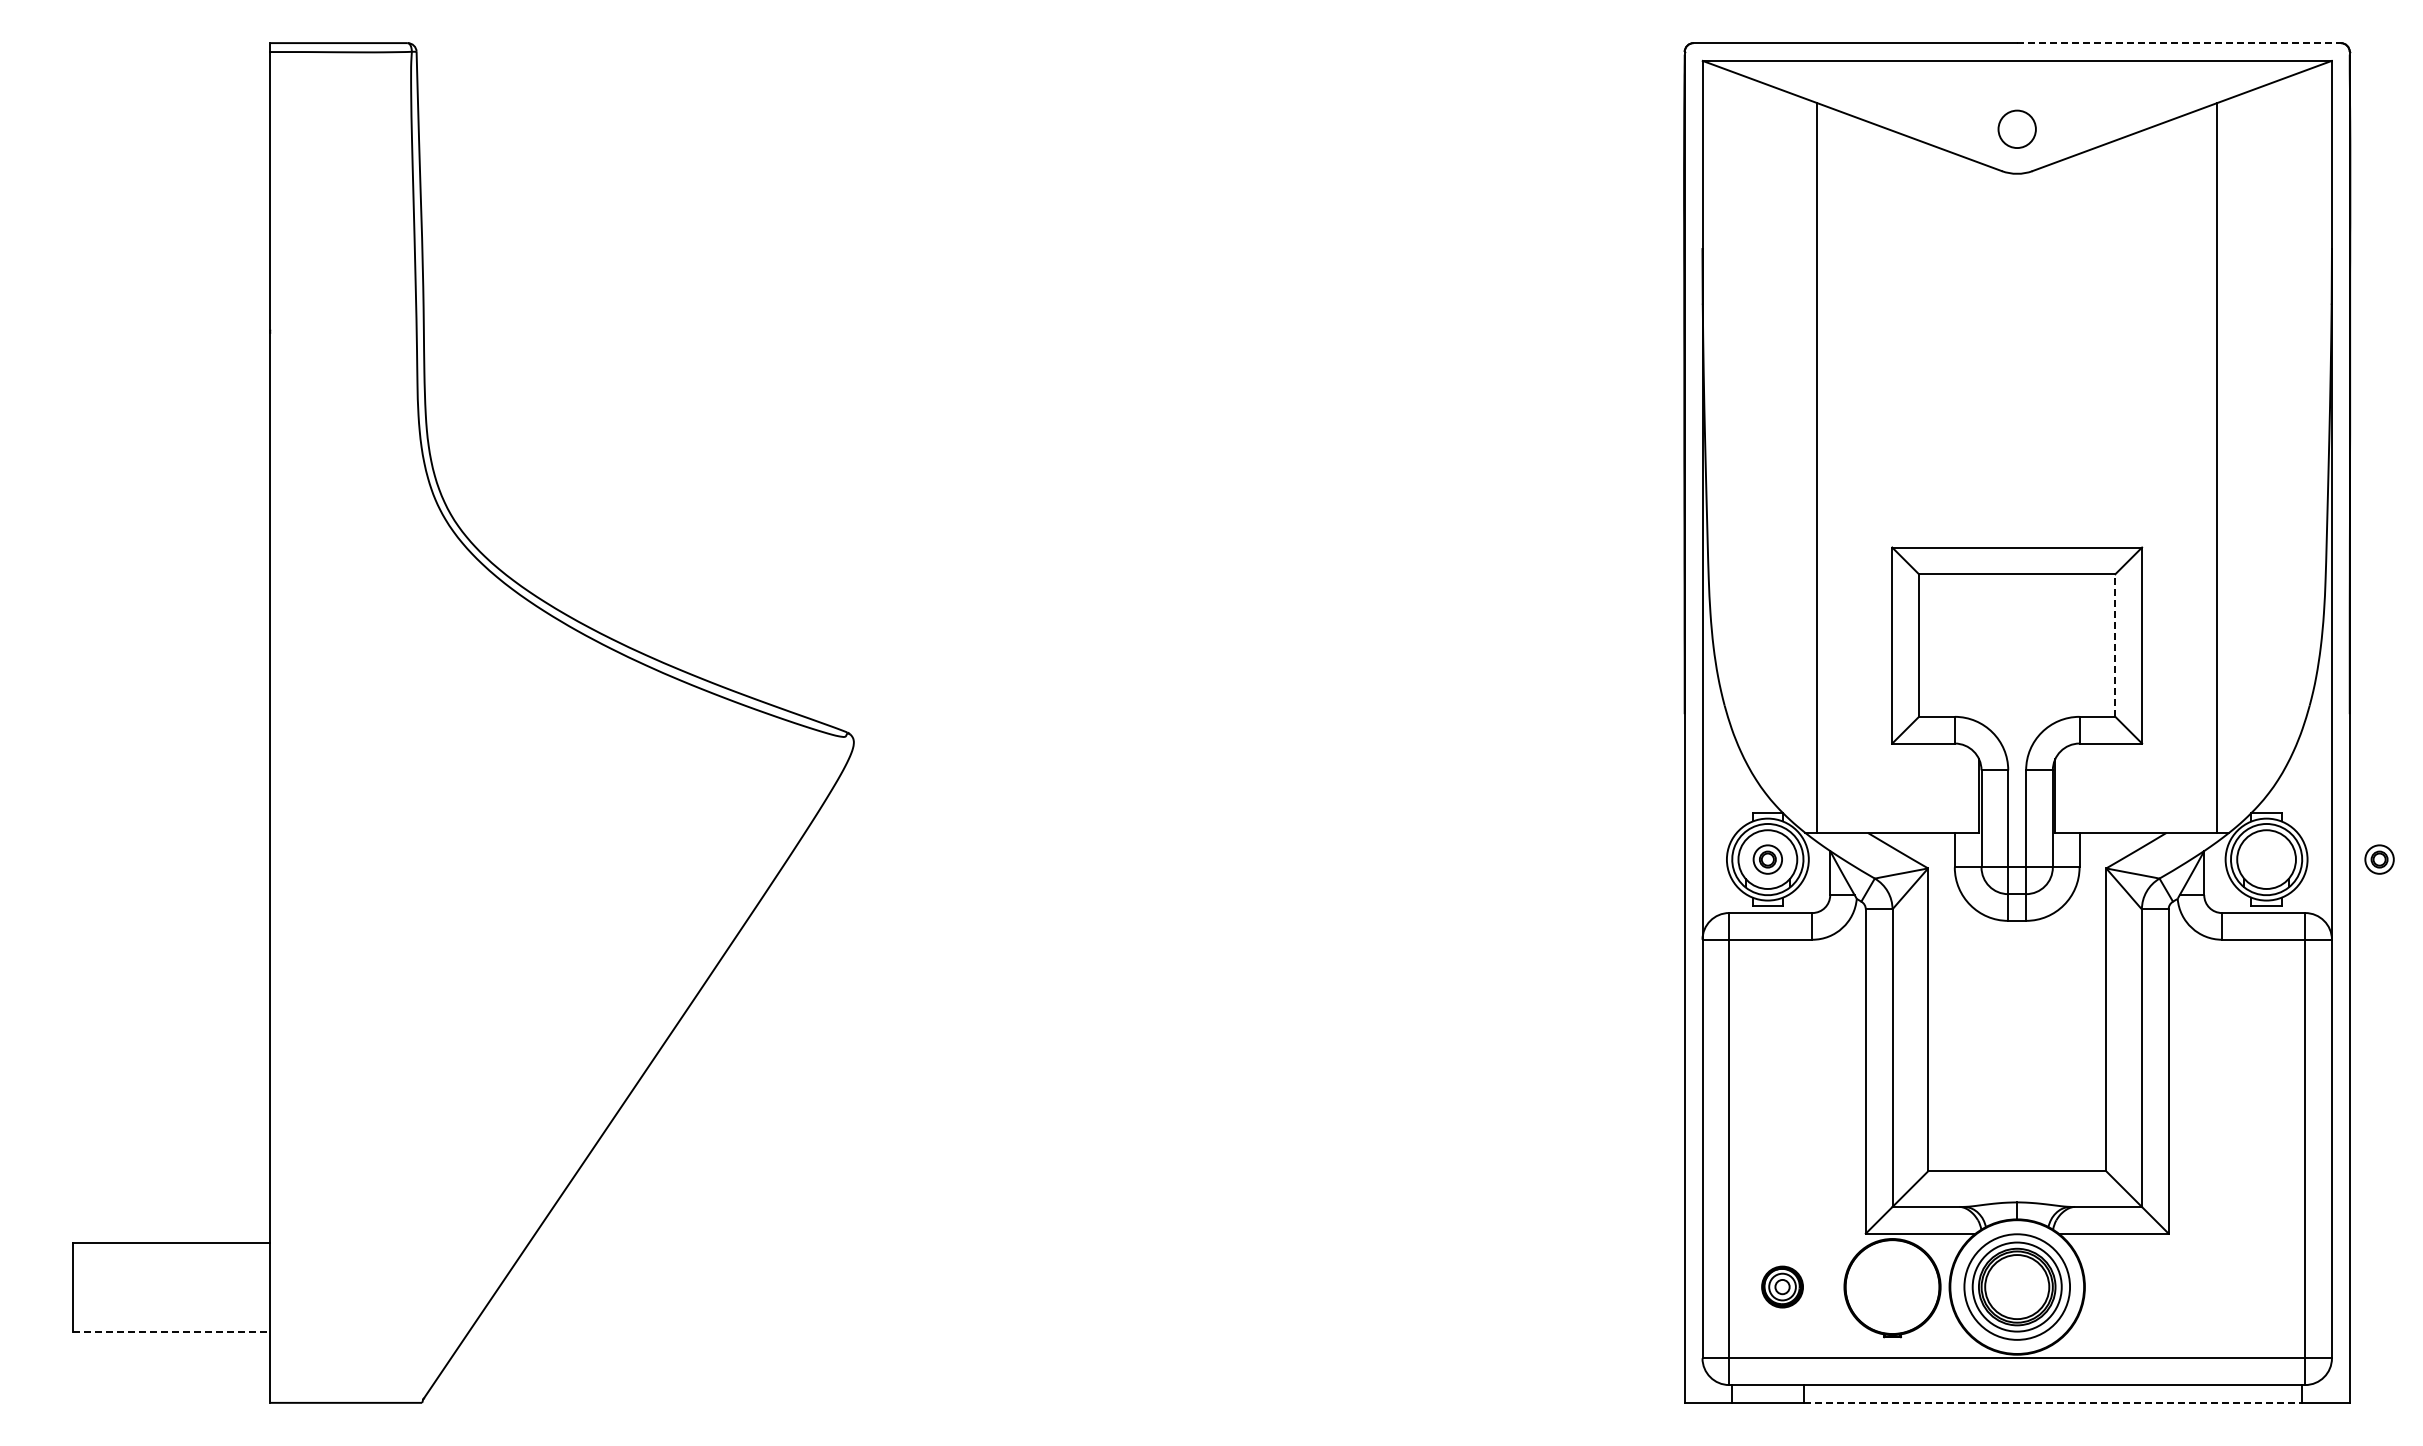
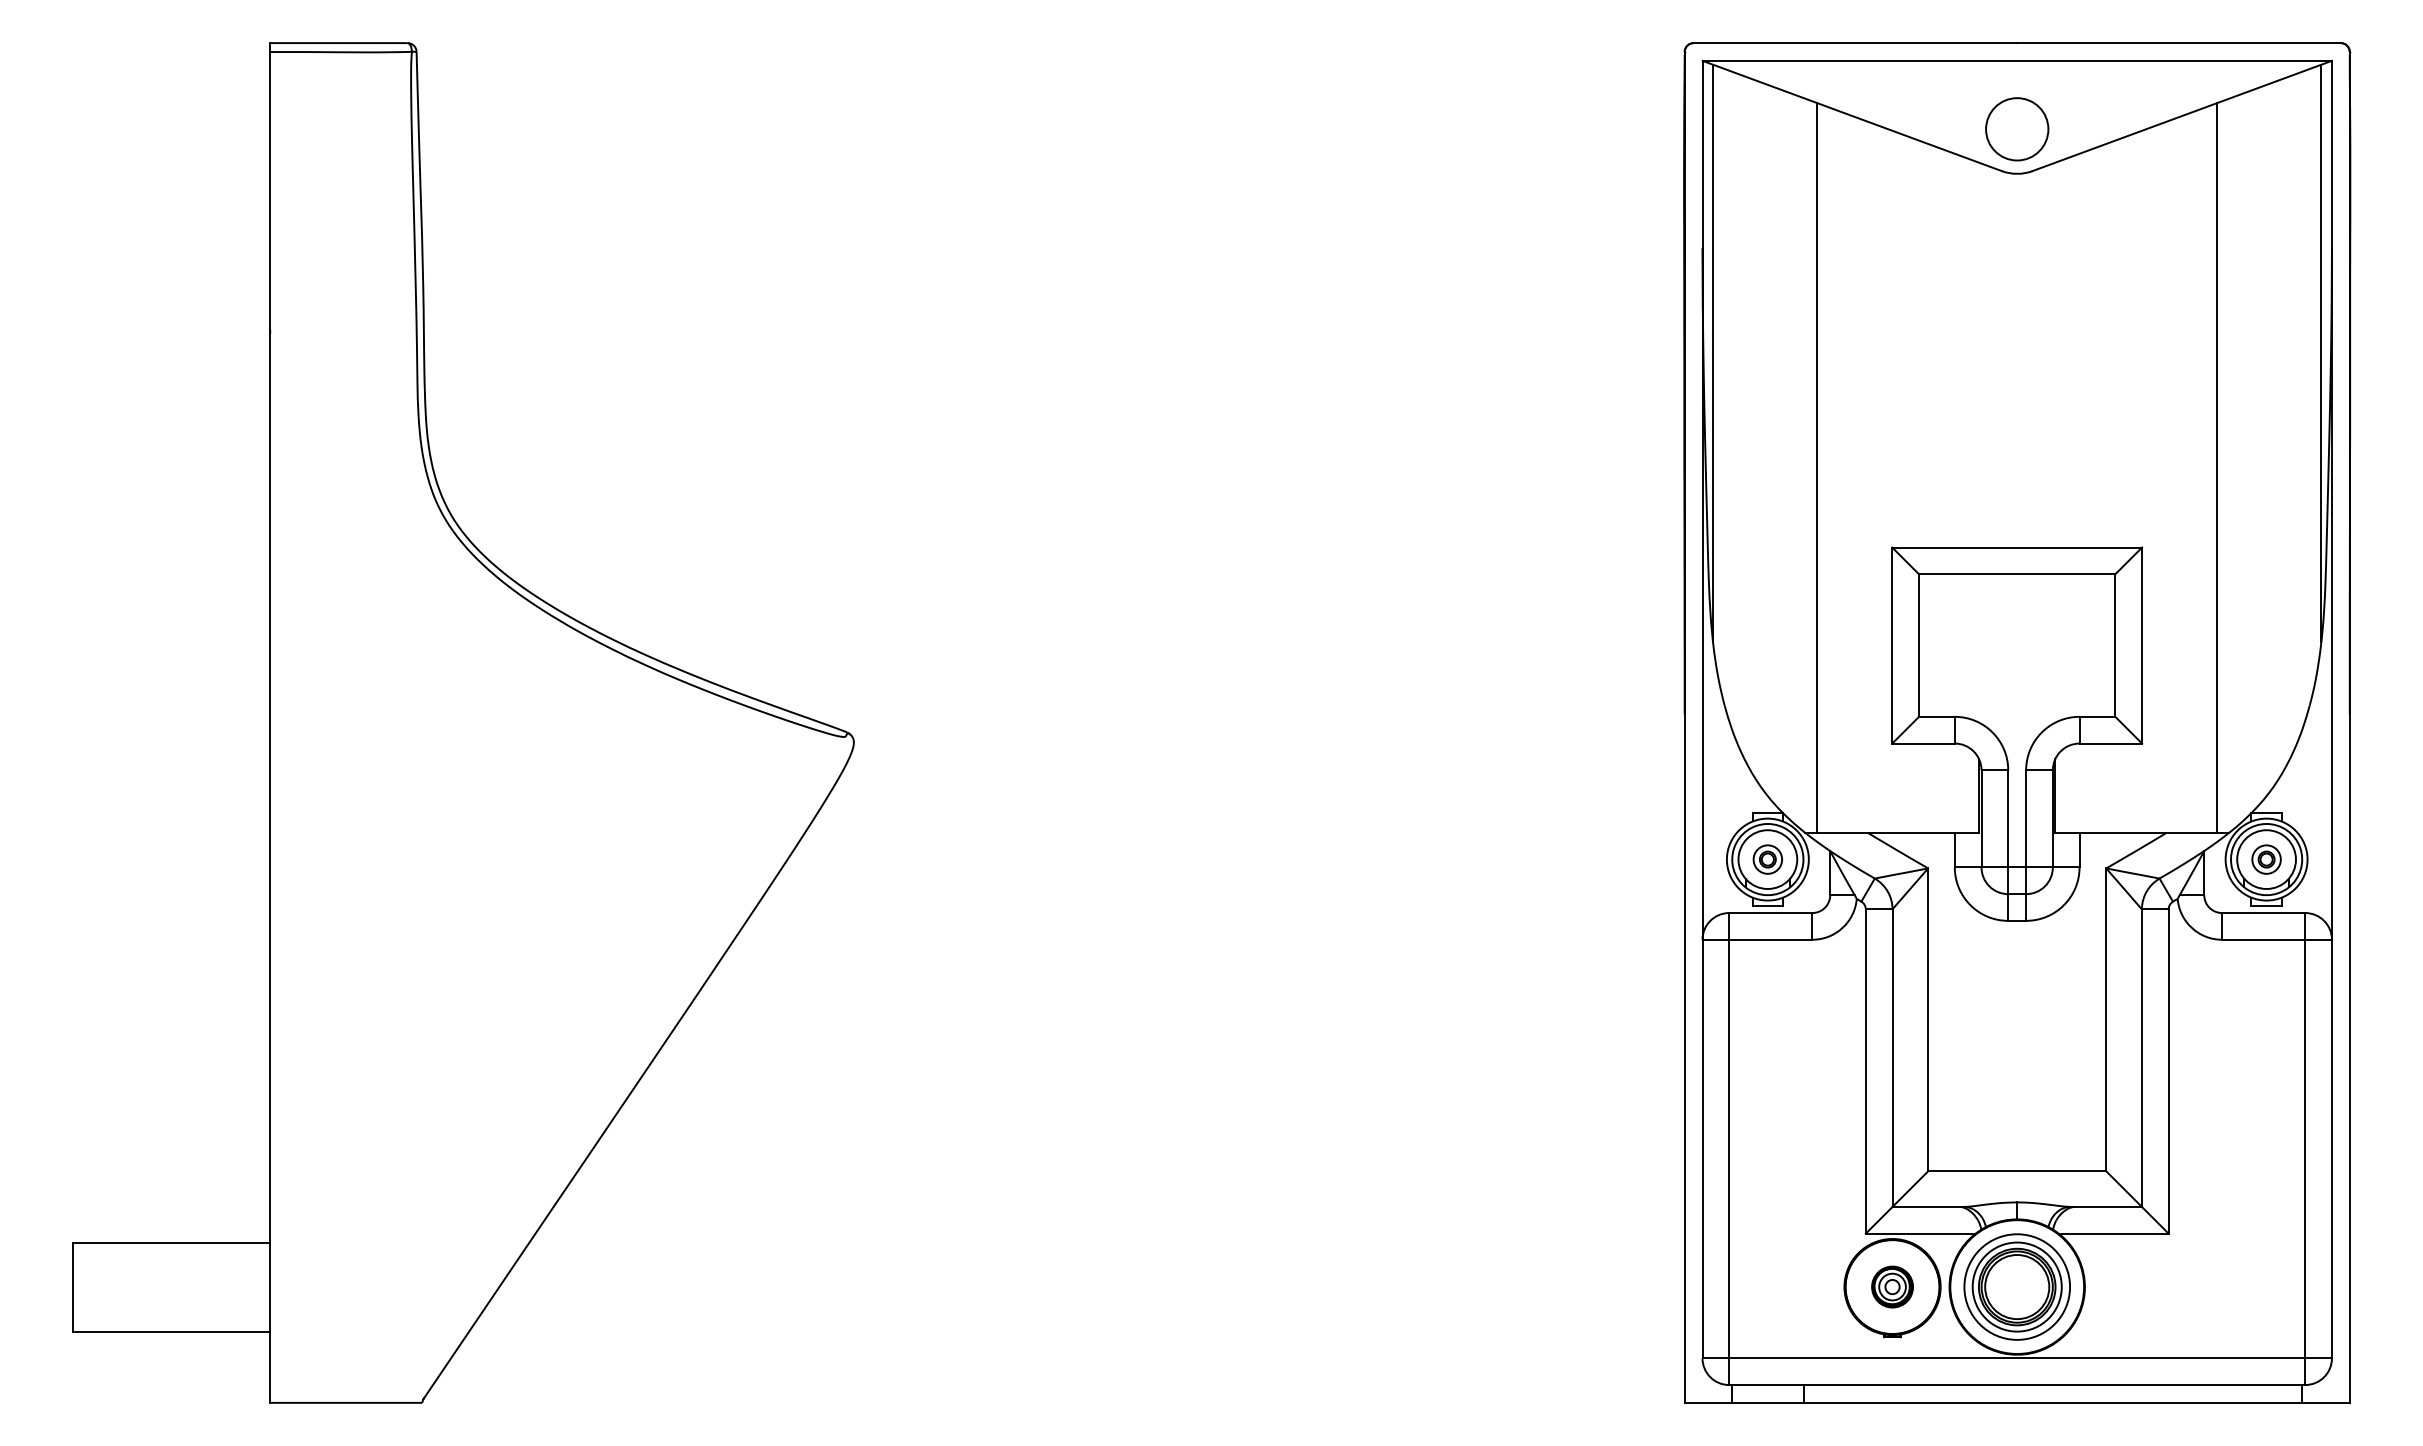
line: dashed -> solid (2179, 43)
circle diameter: 37 px -> 62 px (2017, 129)
line: none -> present (1713, 353)
line: none -> present (2321, 353)
line: dashed -> solid (2115, 645)
part position: (2379, 859) -> (2266, 859) (2266, 859)
part position: (1782, 1286) -> (1892, 1286) (1892, 1286)
line: dashed -> solid (171, 1331)
line: dashed -> solid (2053, 1402)
